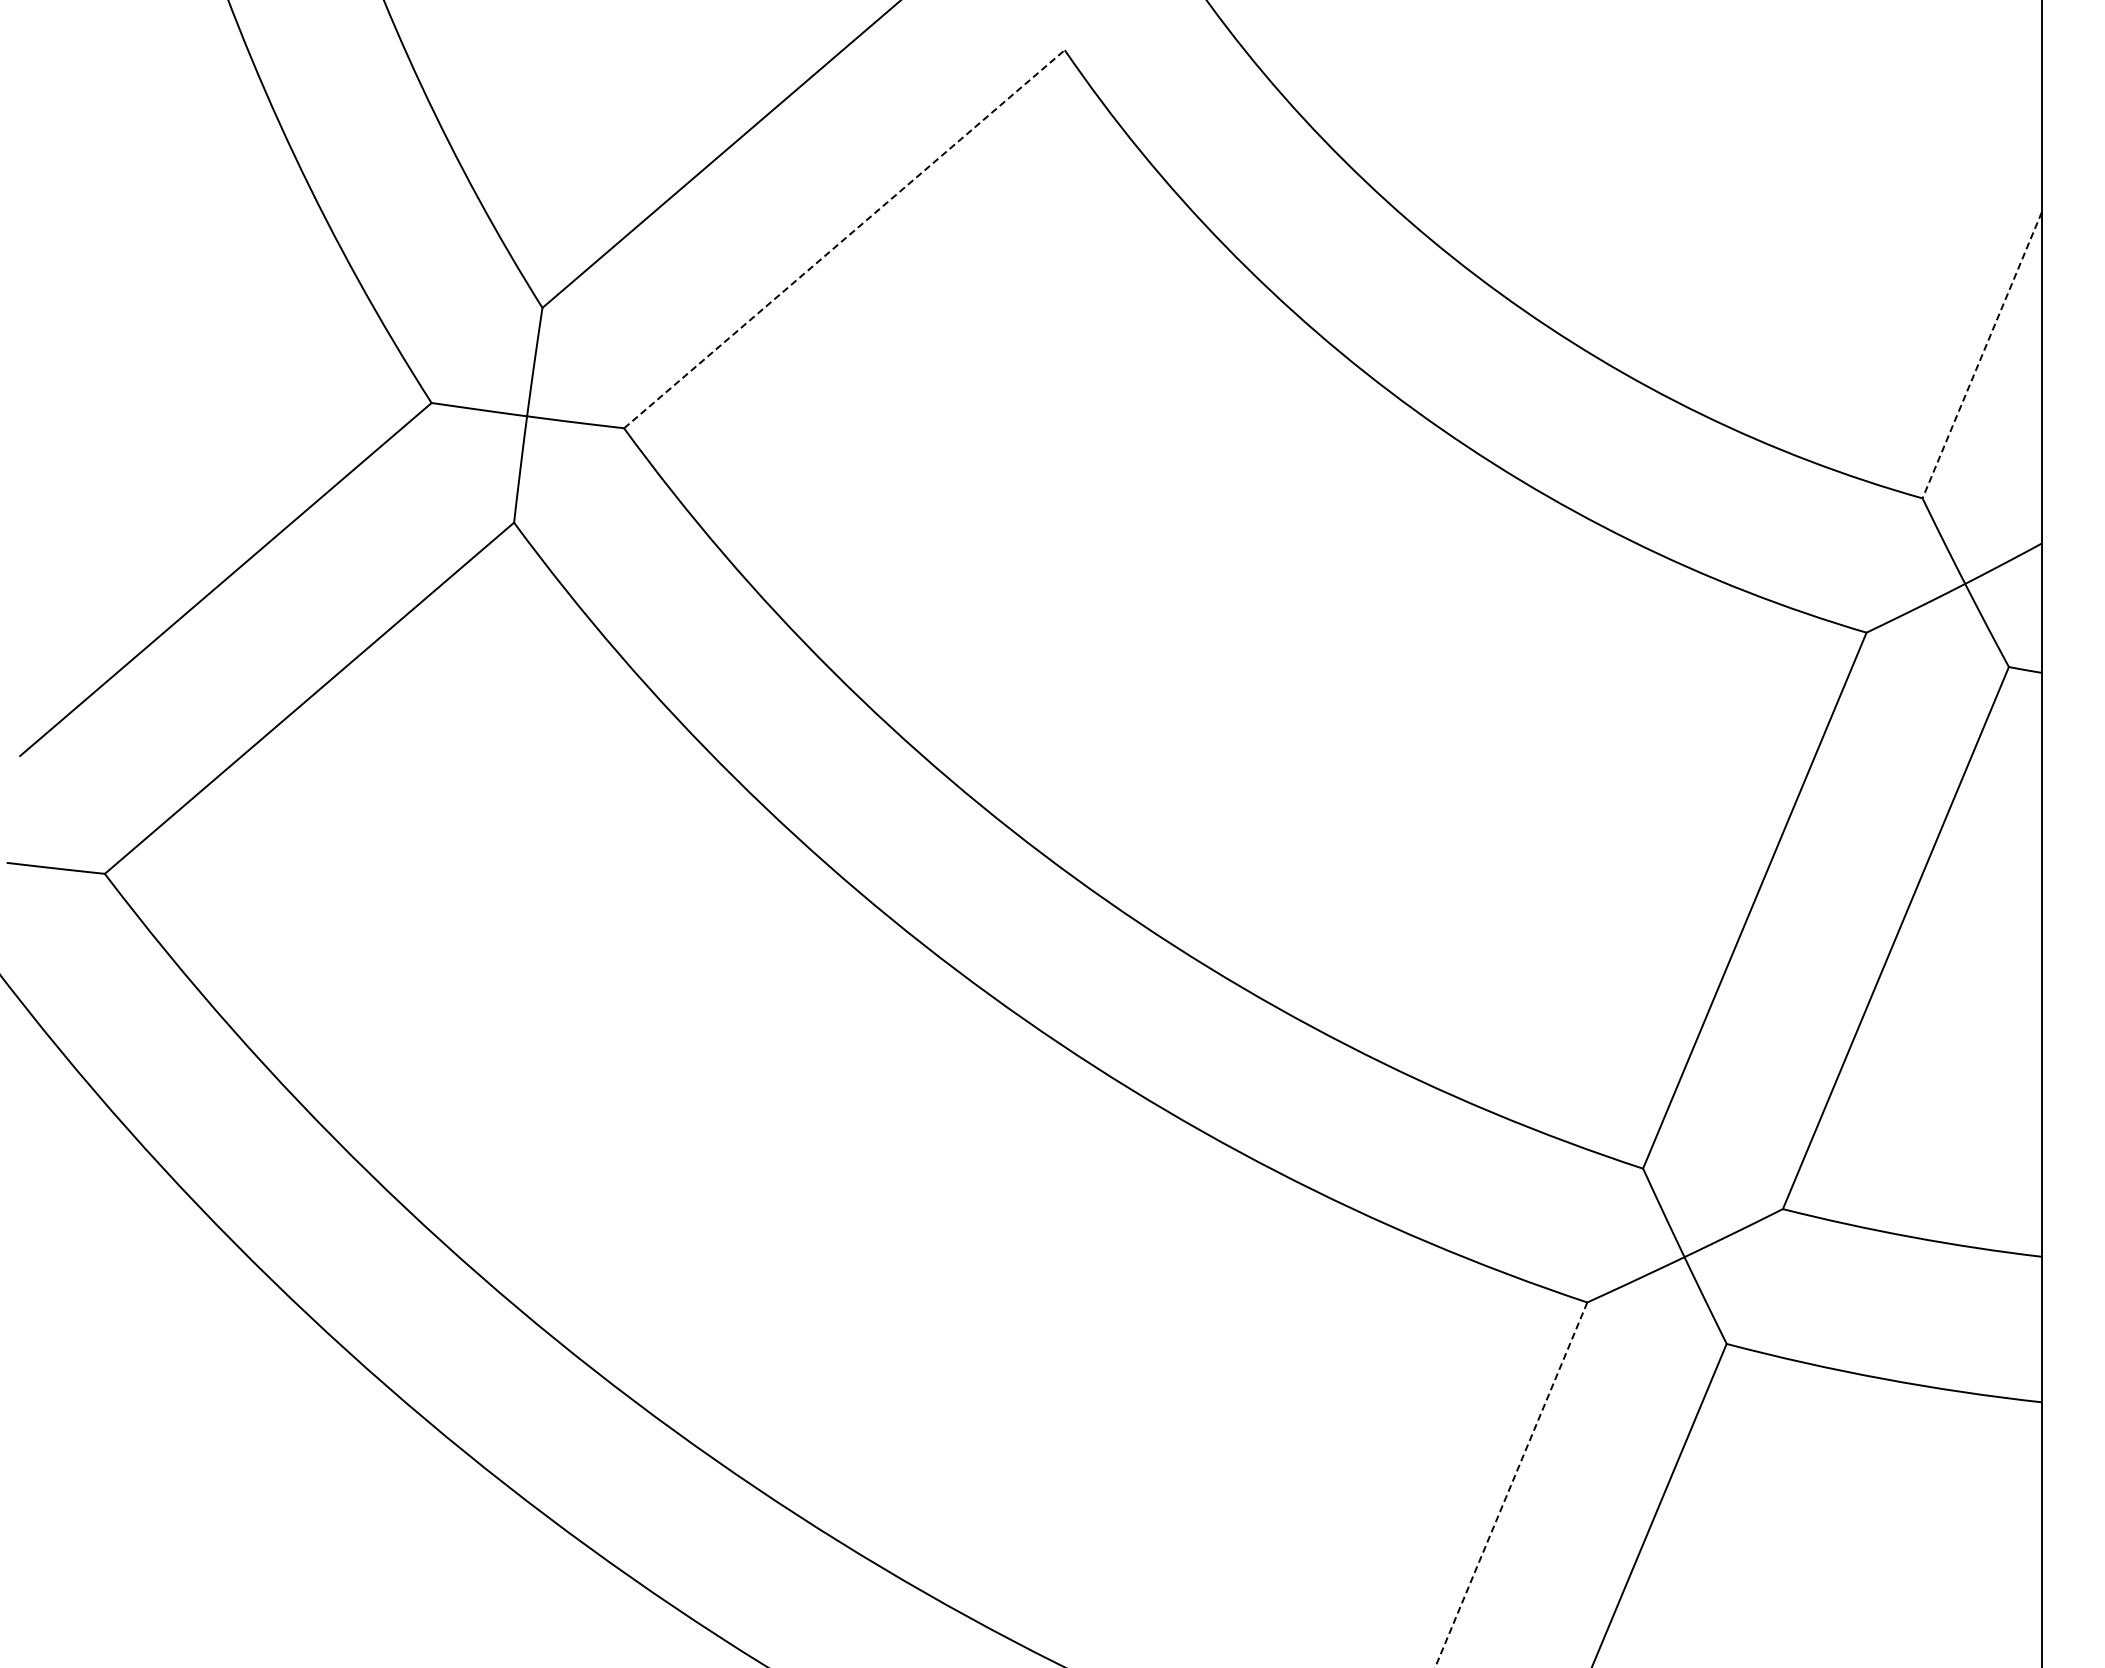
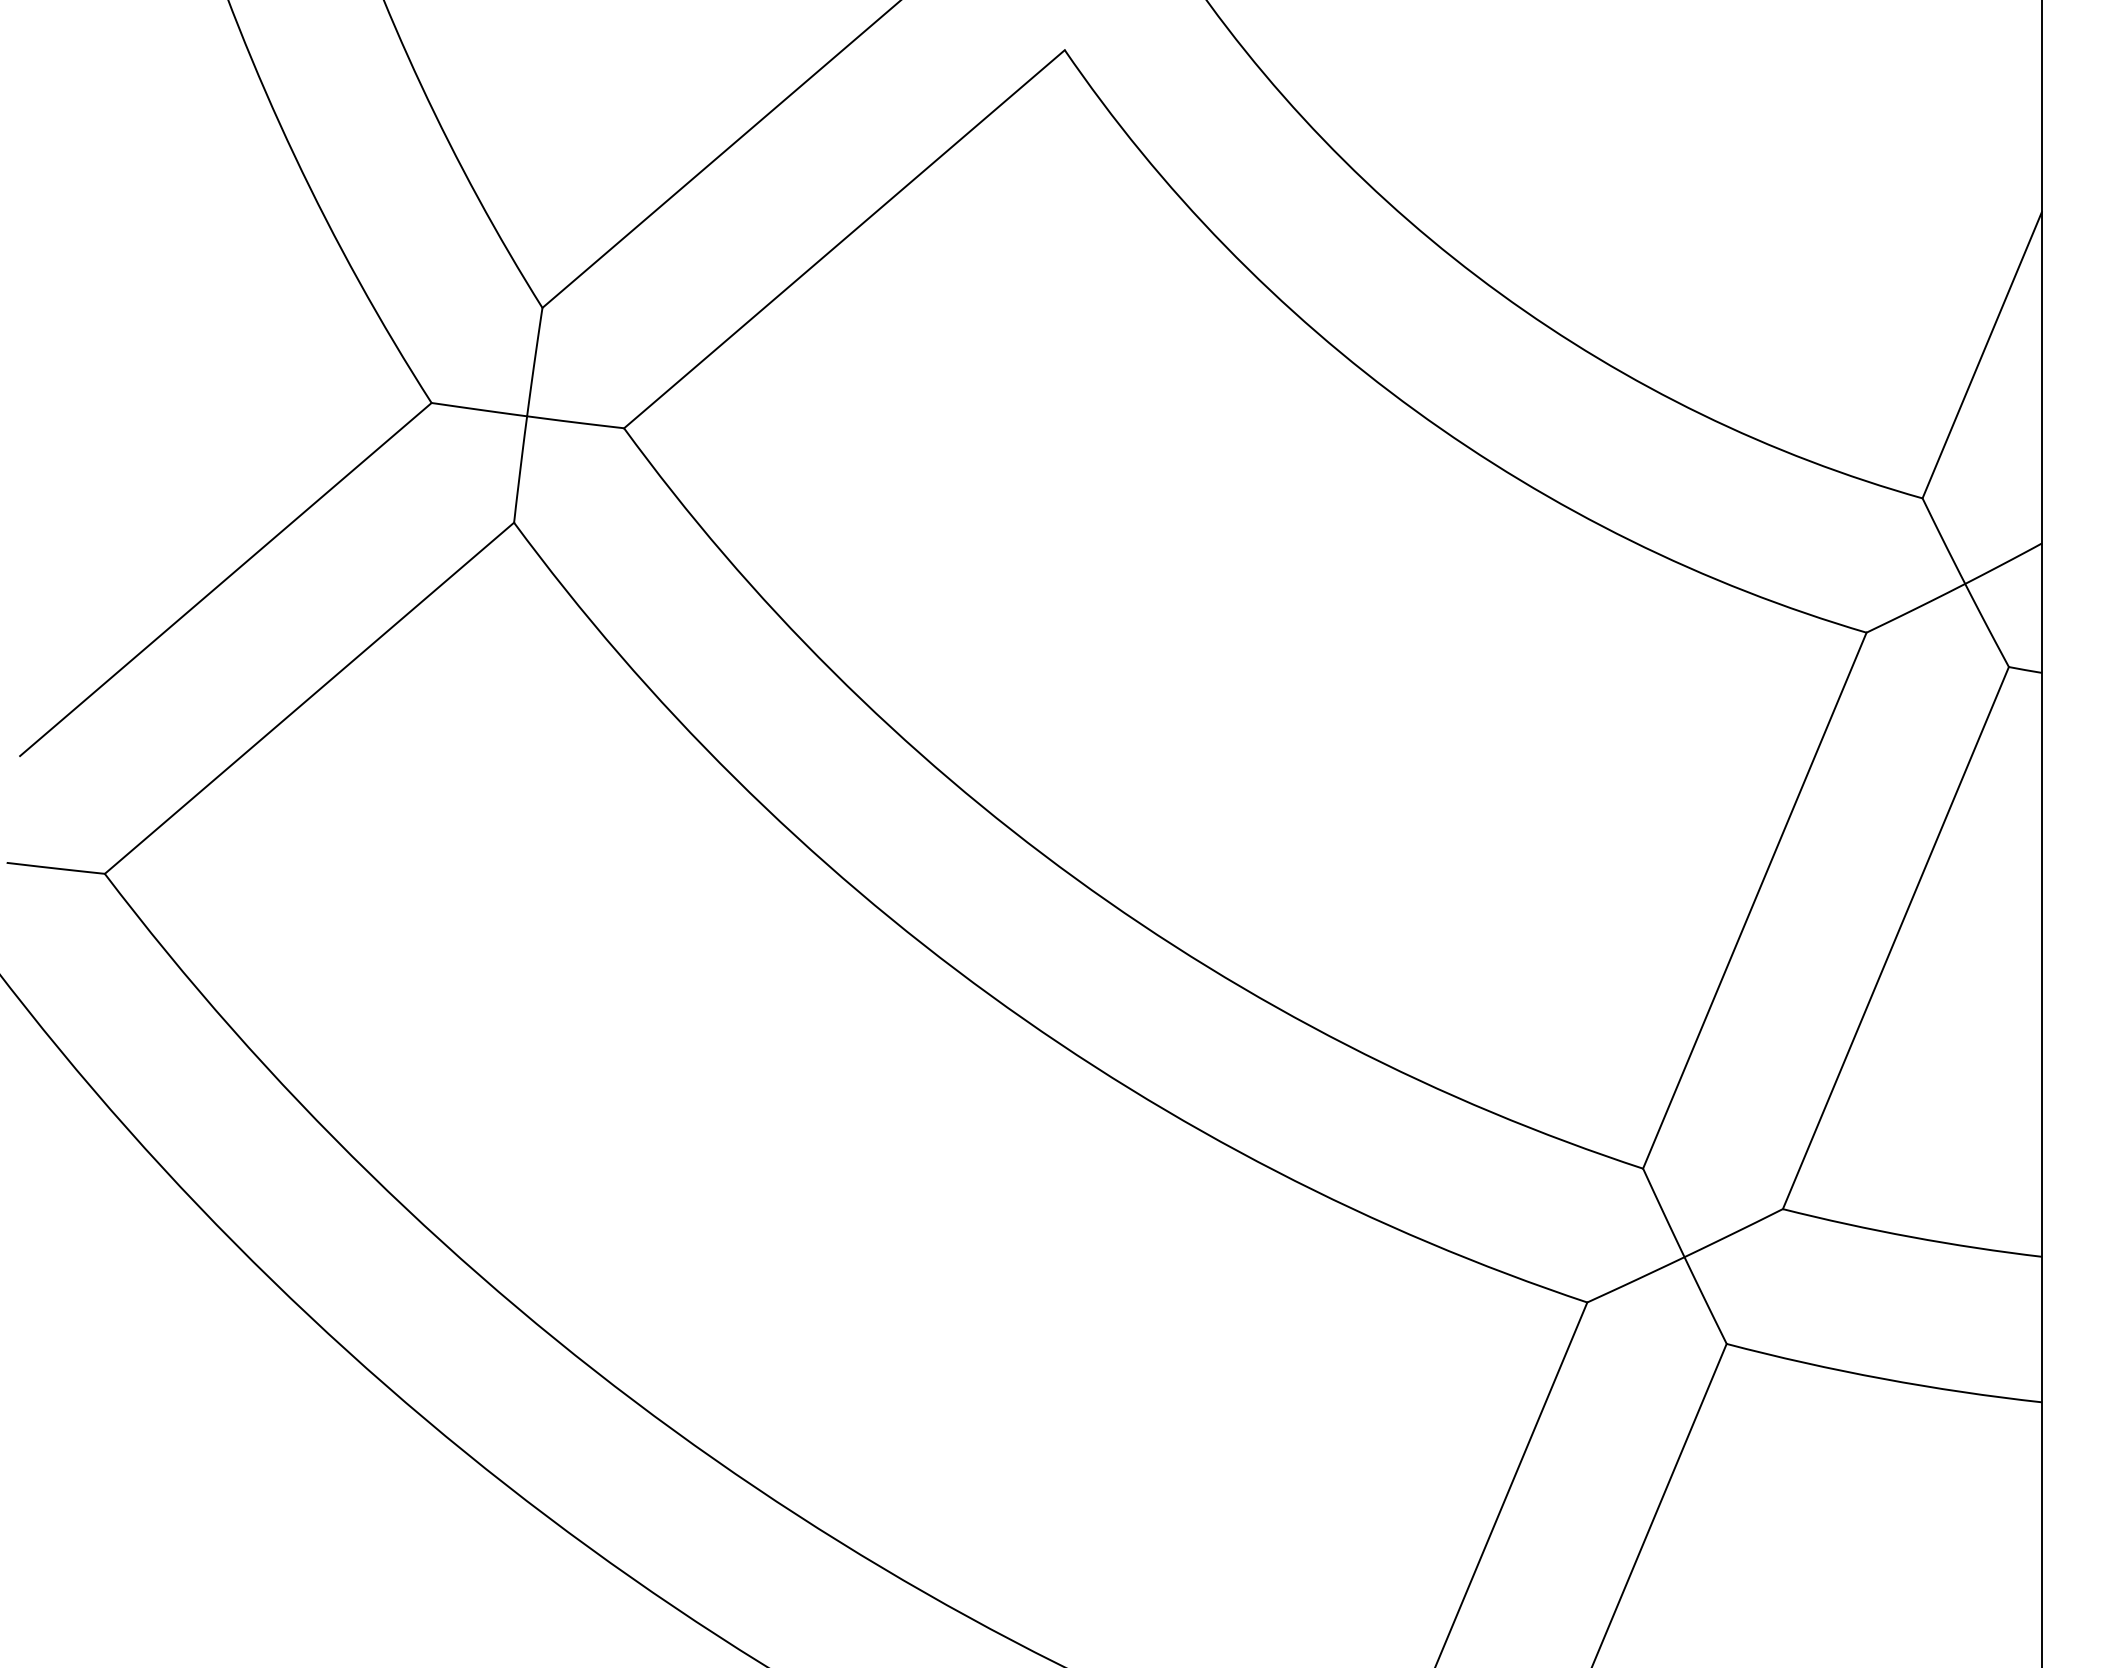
line: dashed -> solid (844, 238)
line: dashed -> solid (1982, 355)
line: dashed -> solid (1511, 1484)
